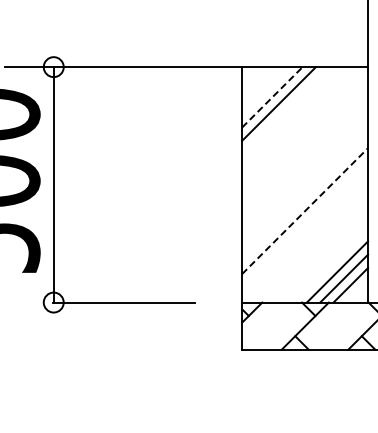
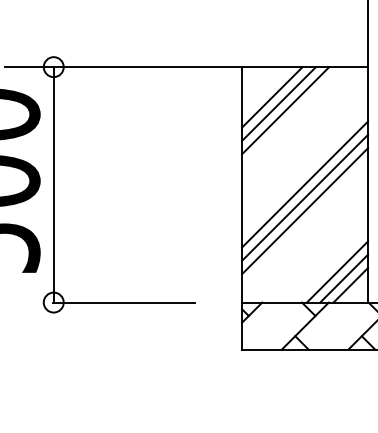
line: dashed -> solid (272, 97)
line: none -> present (285, 110)
line: none -> present (305, 184)
line: none -> present (305, 197)
line: dashed -> solid (305, 210)
